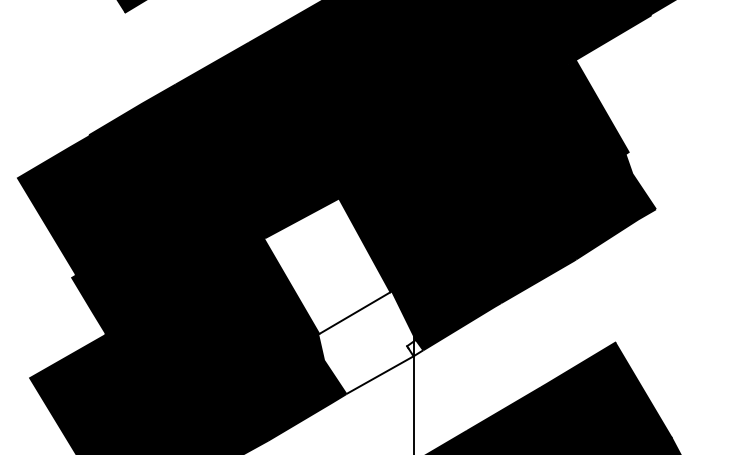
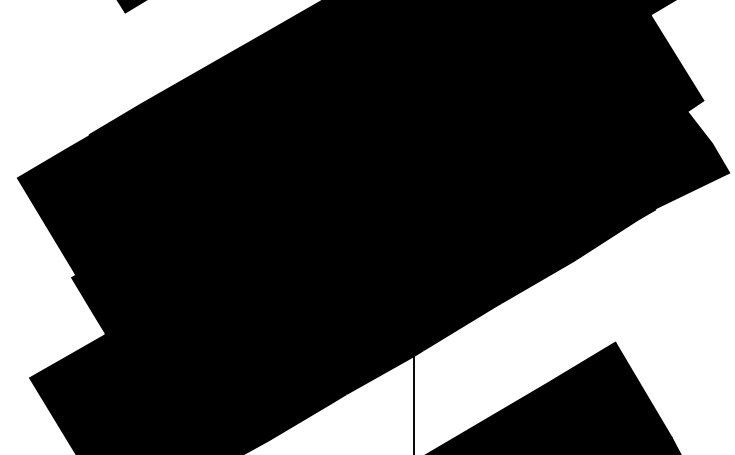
fill: none -> present (652, 112)
fill: none -> present (343, 296)
